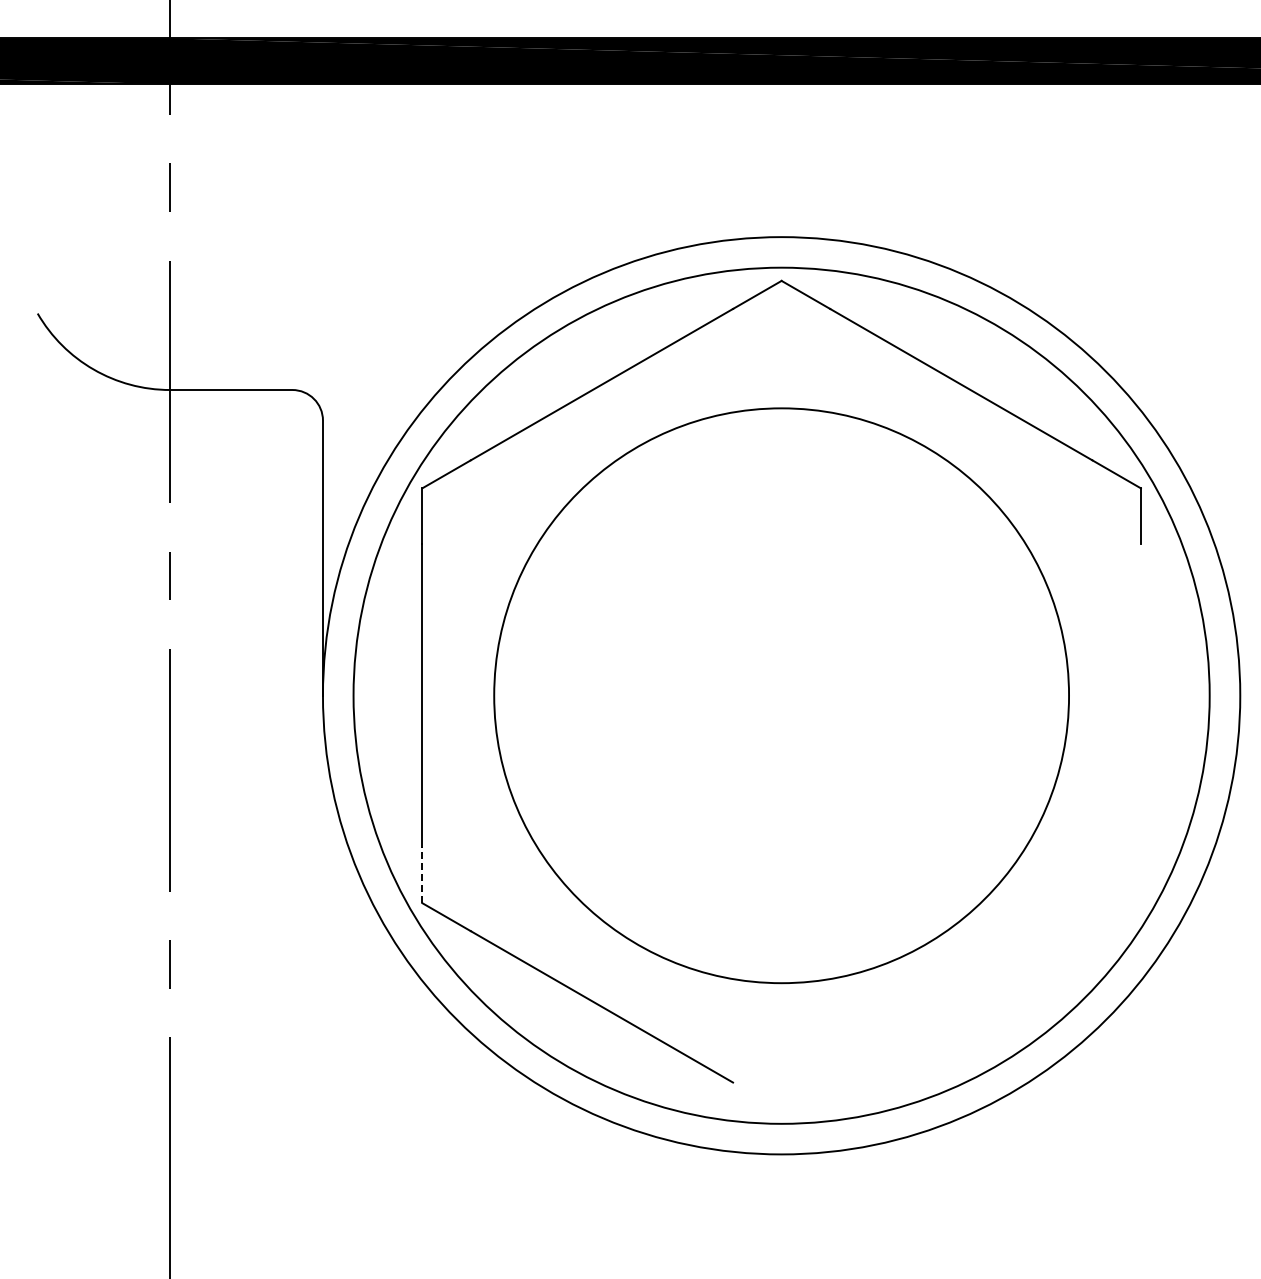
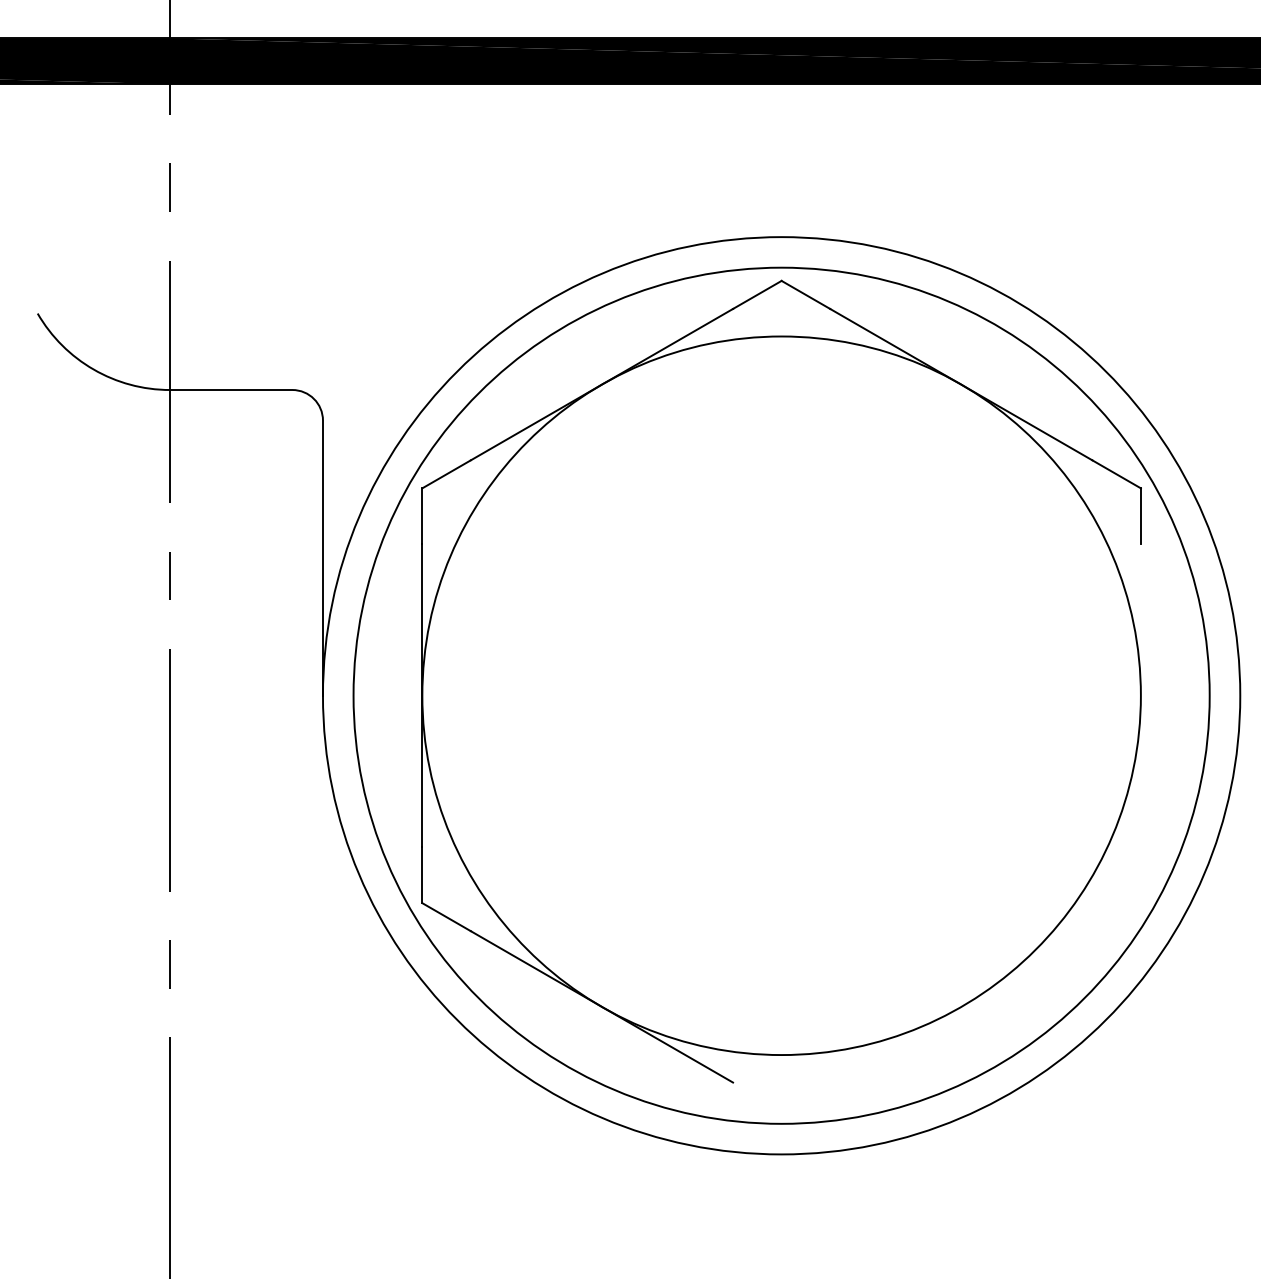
circle diameter: 575 px -> 719 px (781, 695)
line: dashed -> solid (422, 874)
